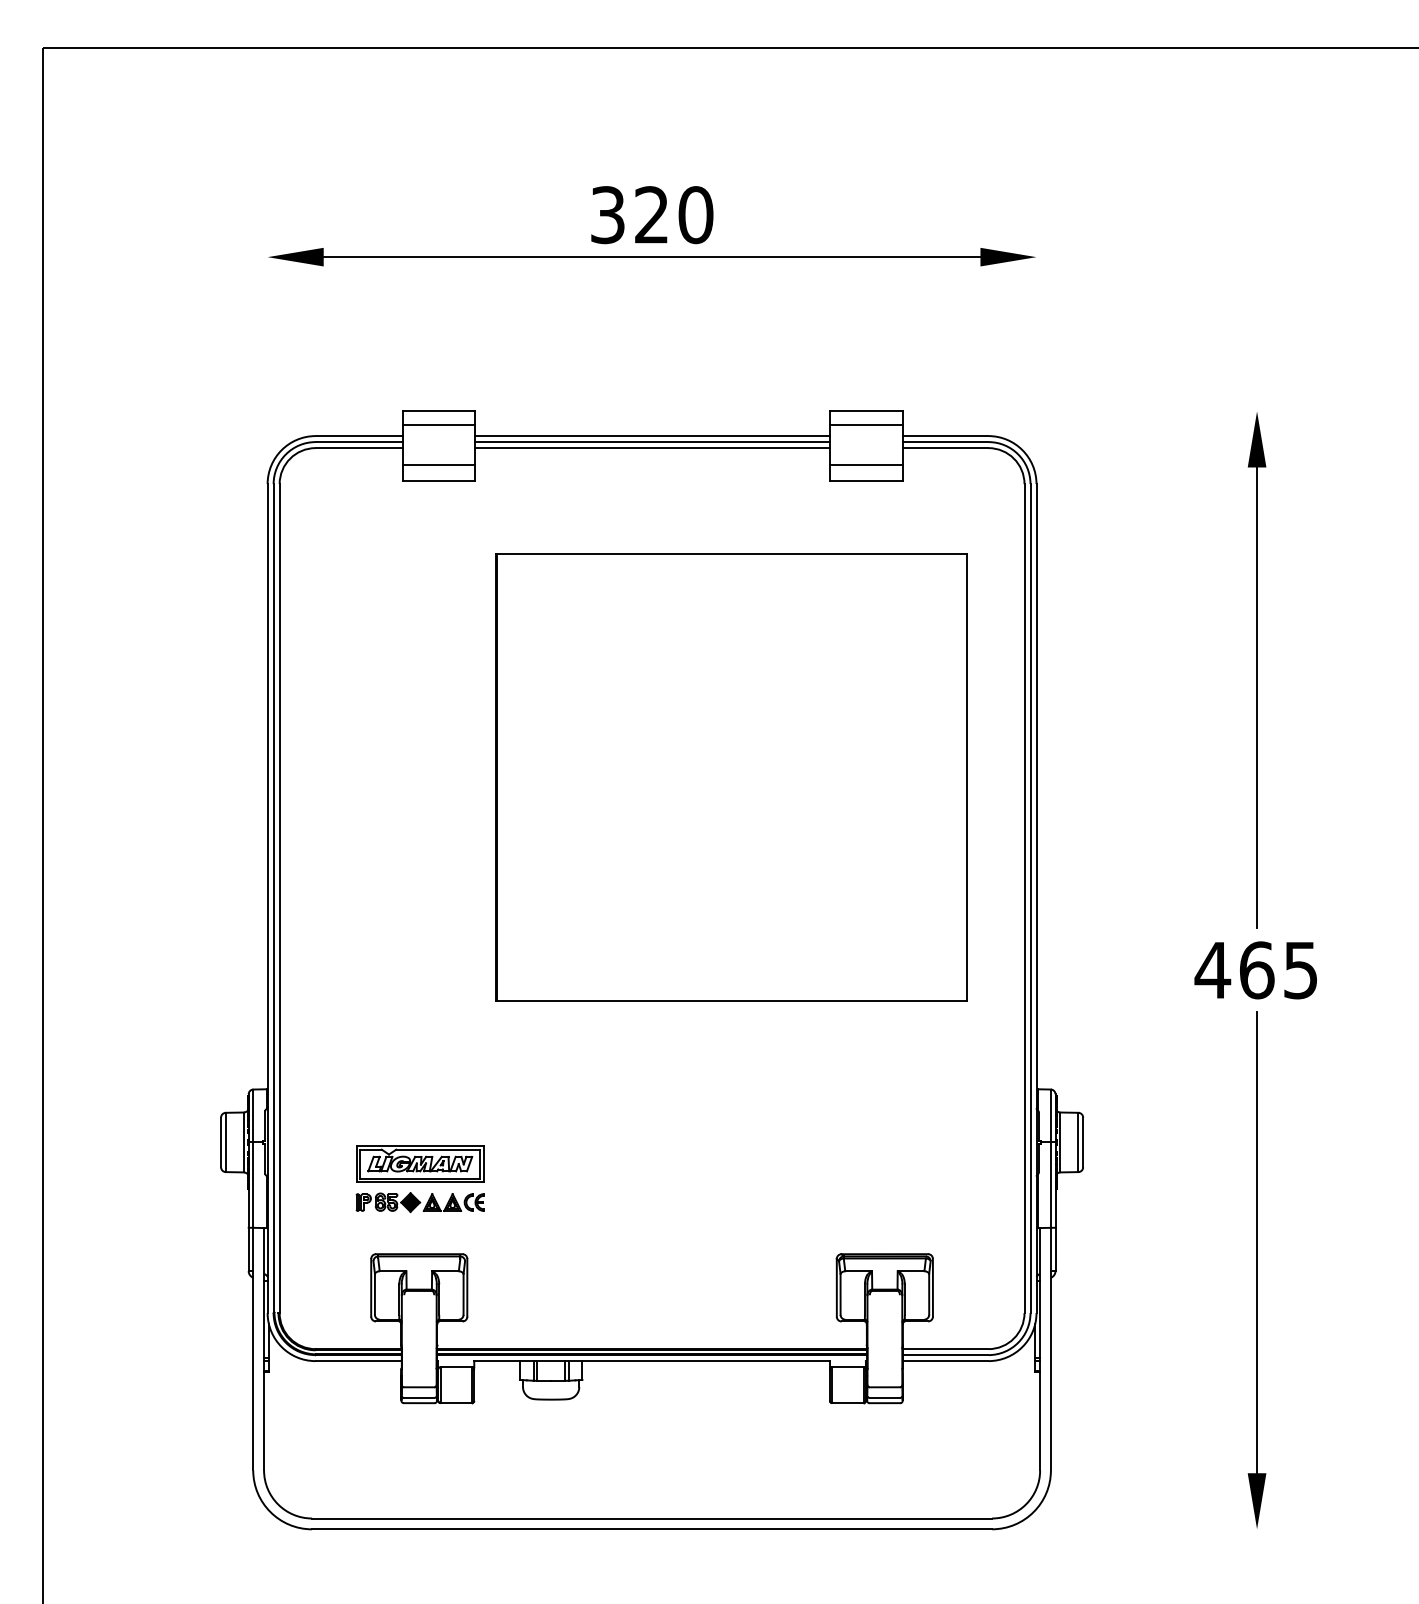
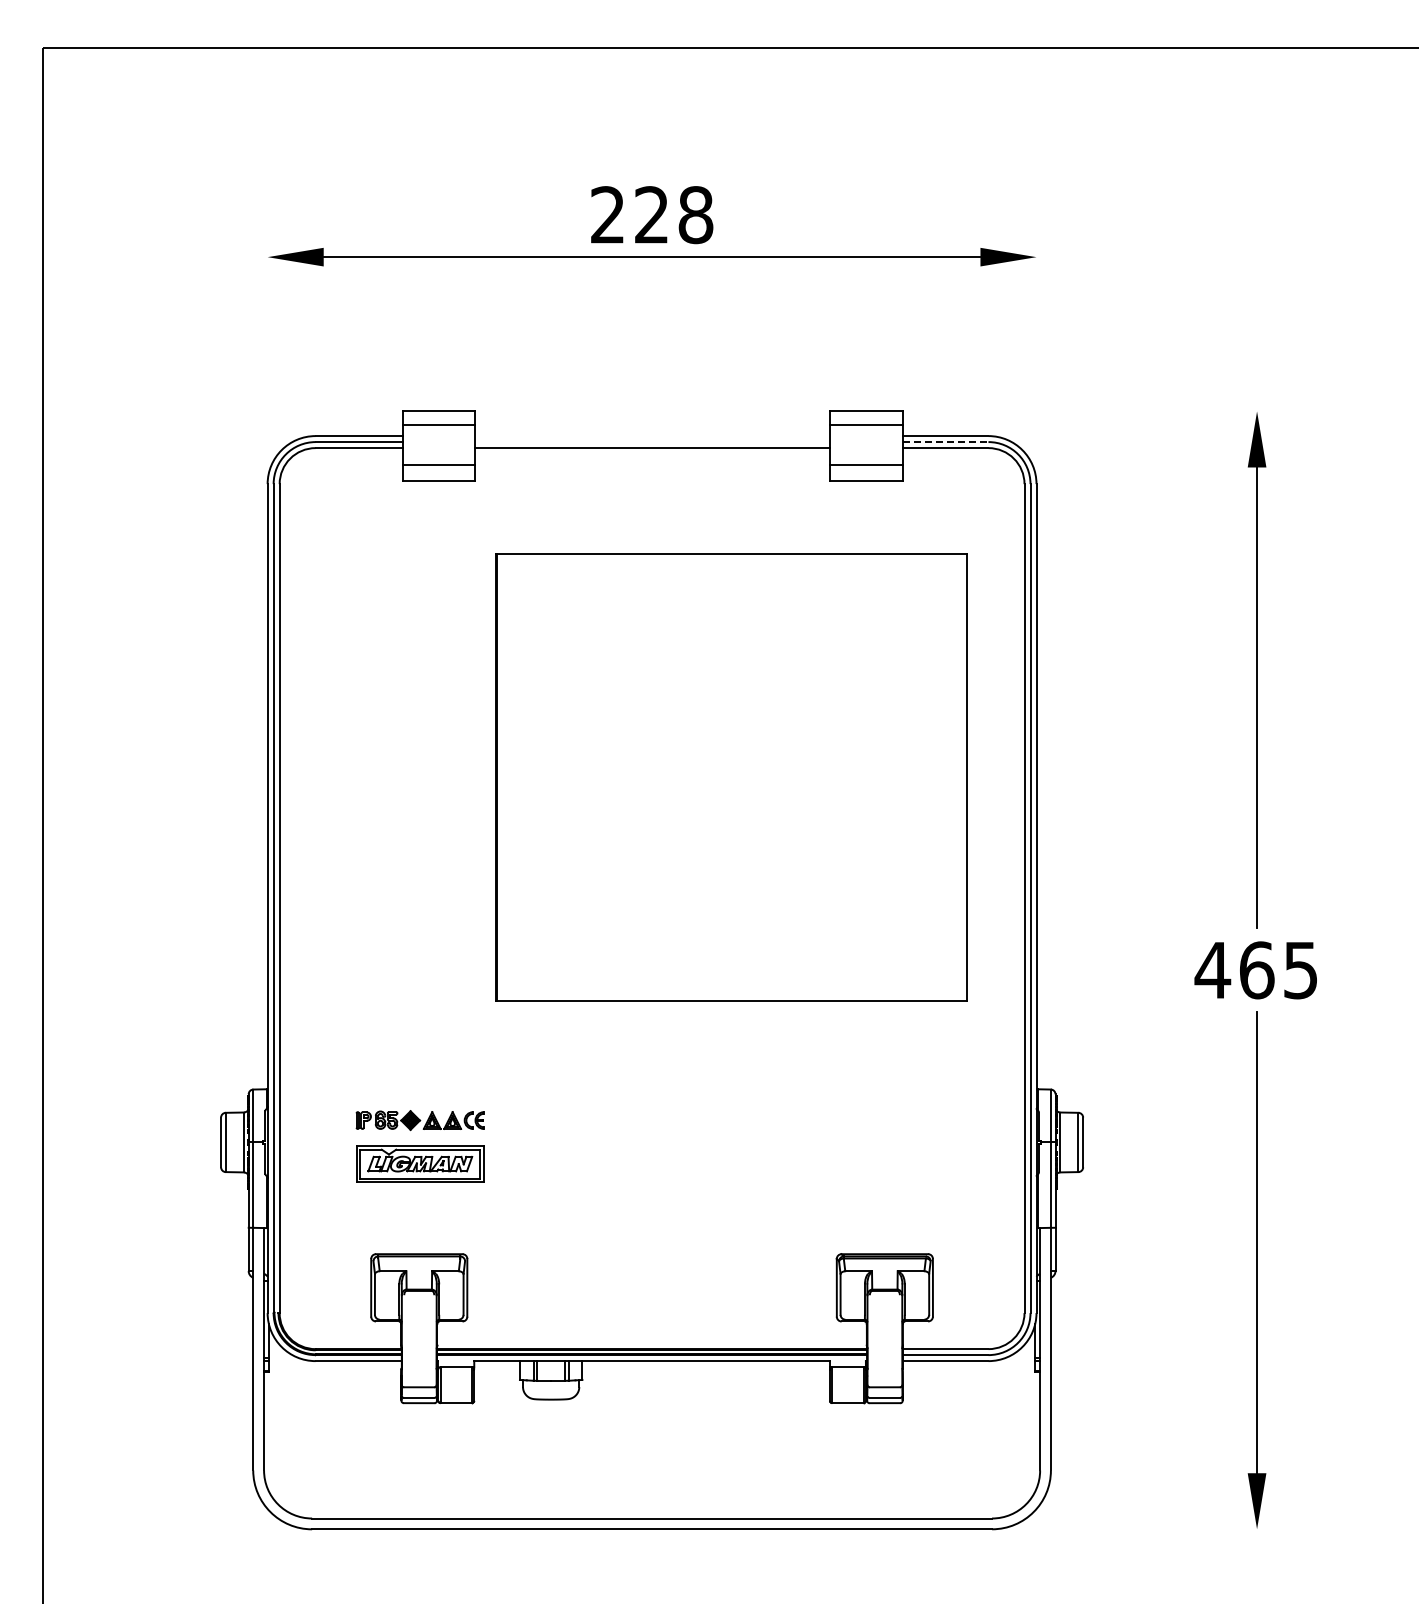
text: 320 -> 228 (652, 215)
line: present -> none (652, 436)
line: present -> none (652, 442)
line: solid -> dashed (945, 442)
part position: (419, 1202) -> (419, 1120) (419, 1120)
